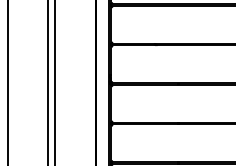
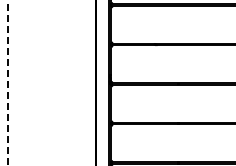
line: present -> none (48, 82)
line: present -> none (55, 82)
line: solid -> dashed (7, 83)
